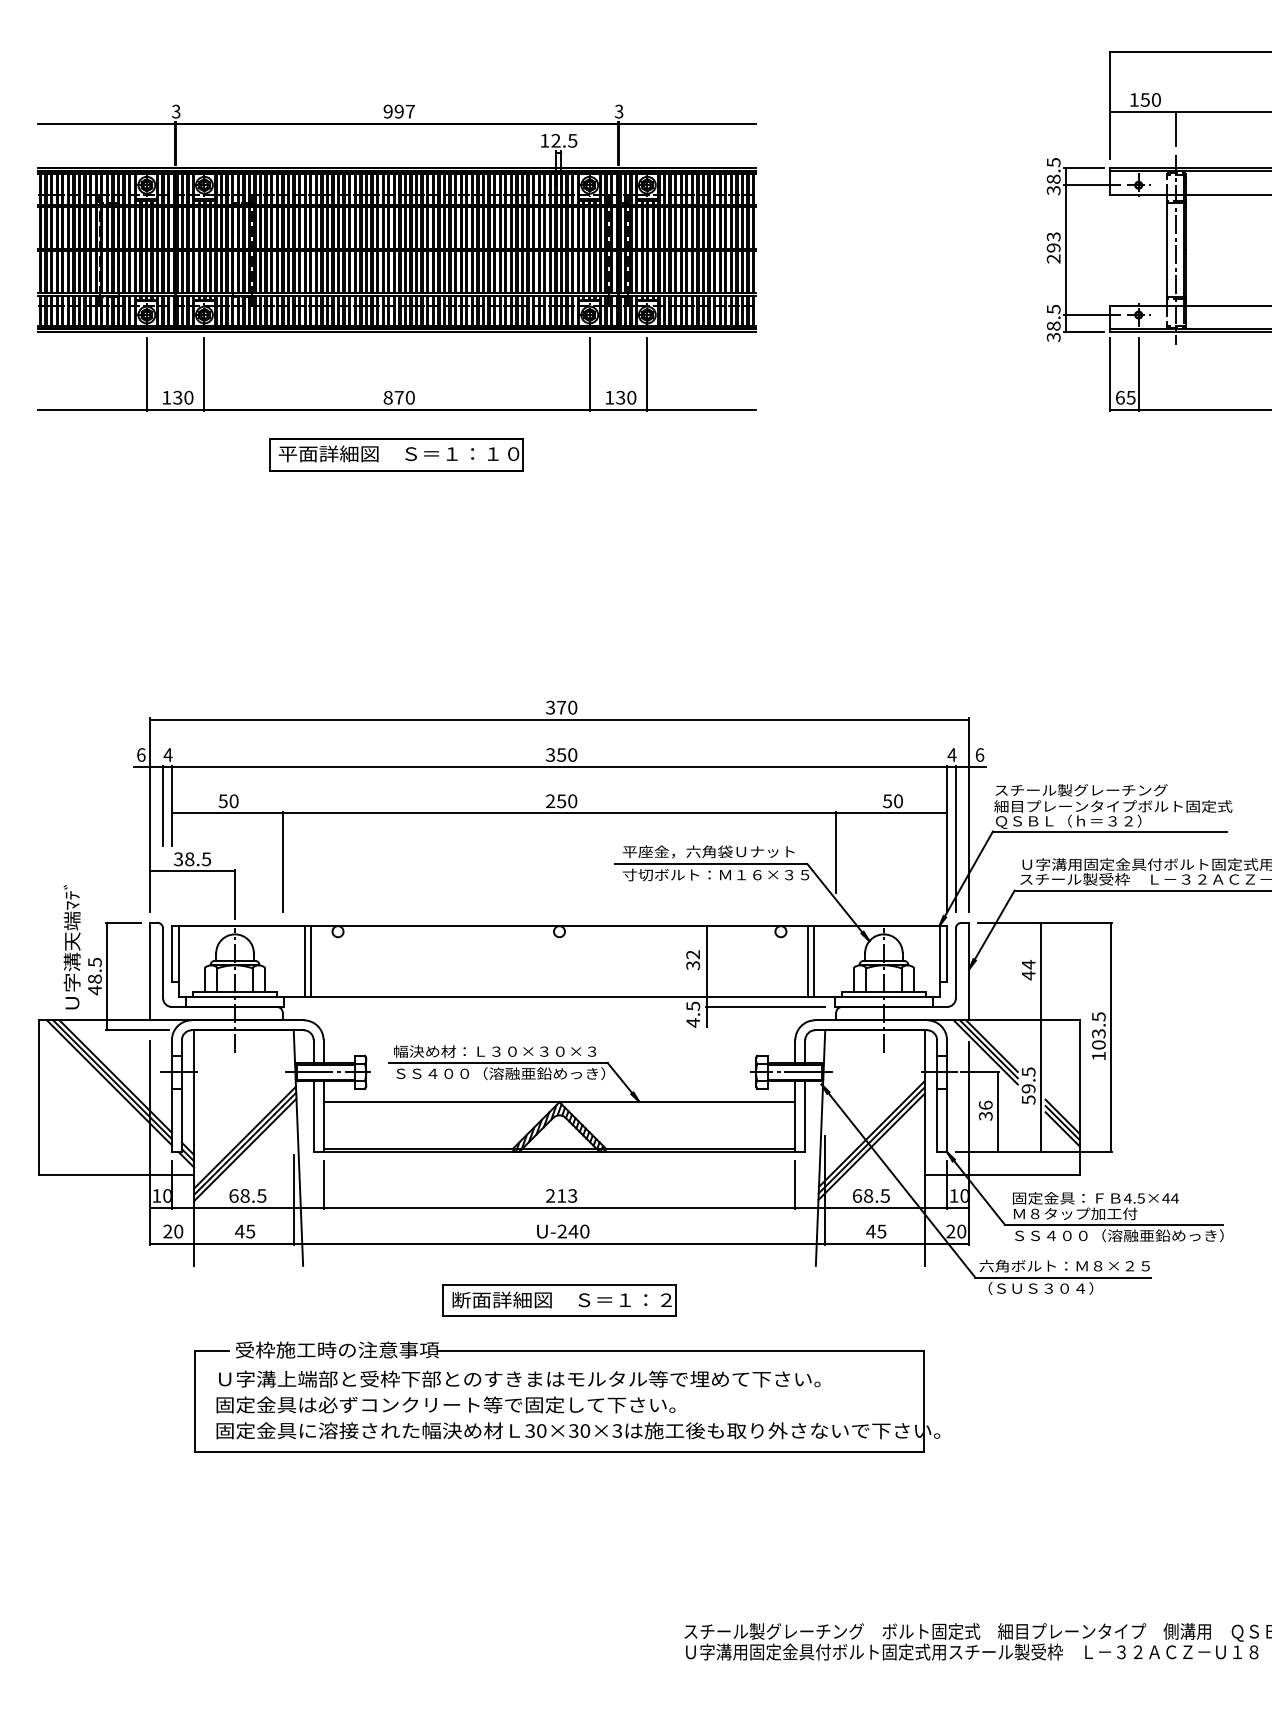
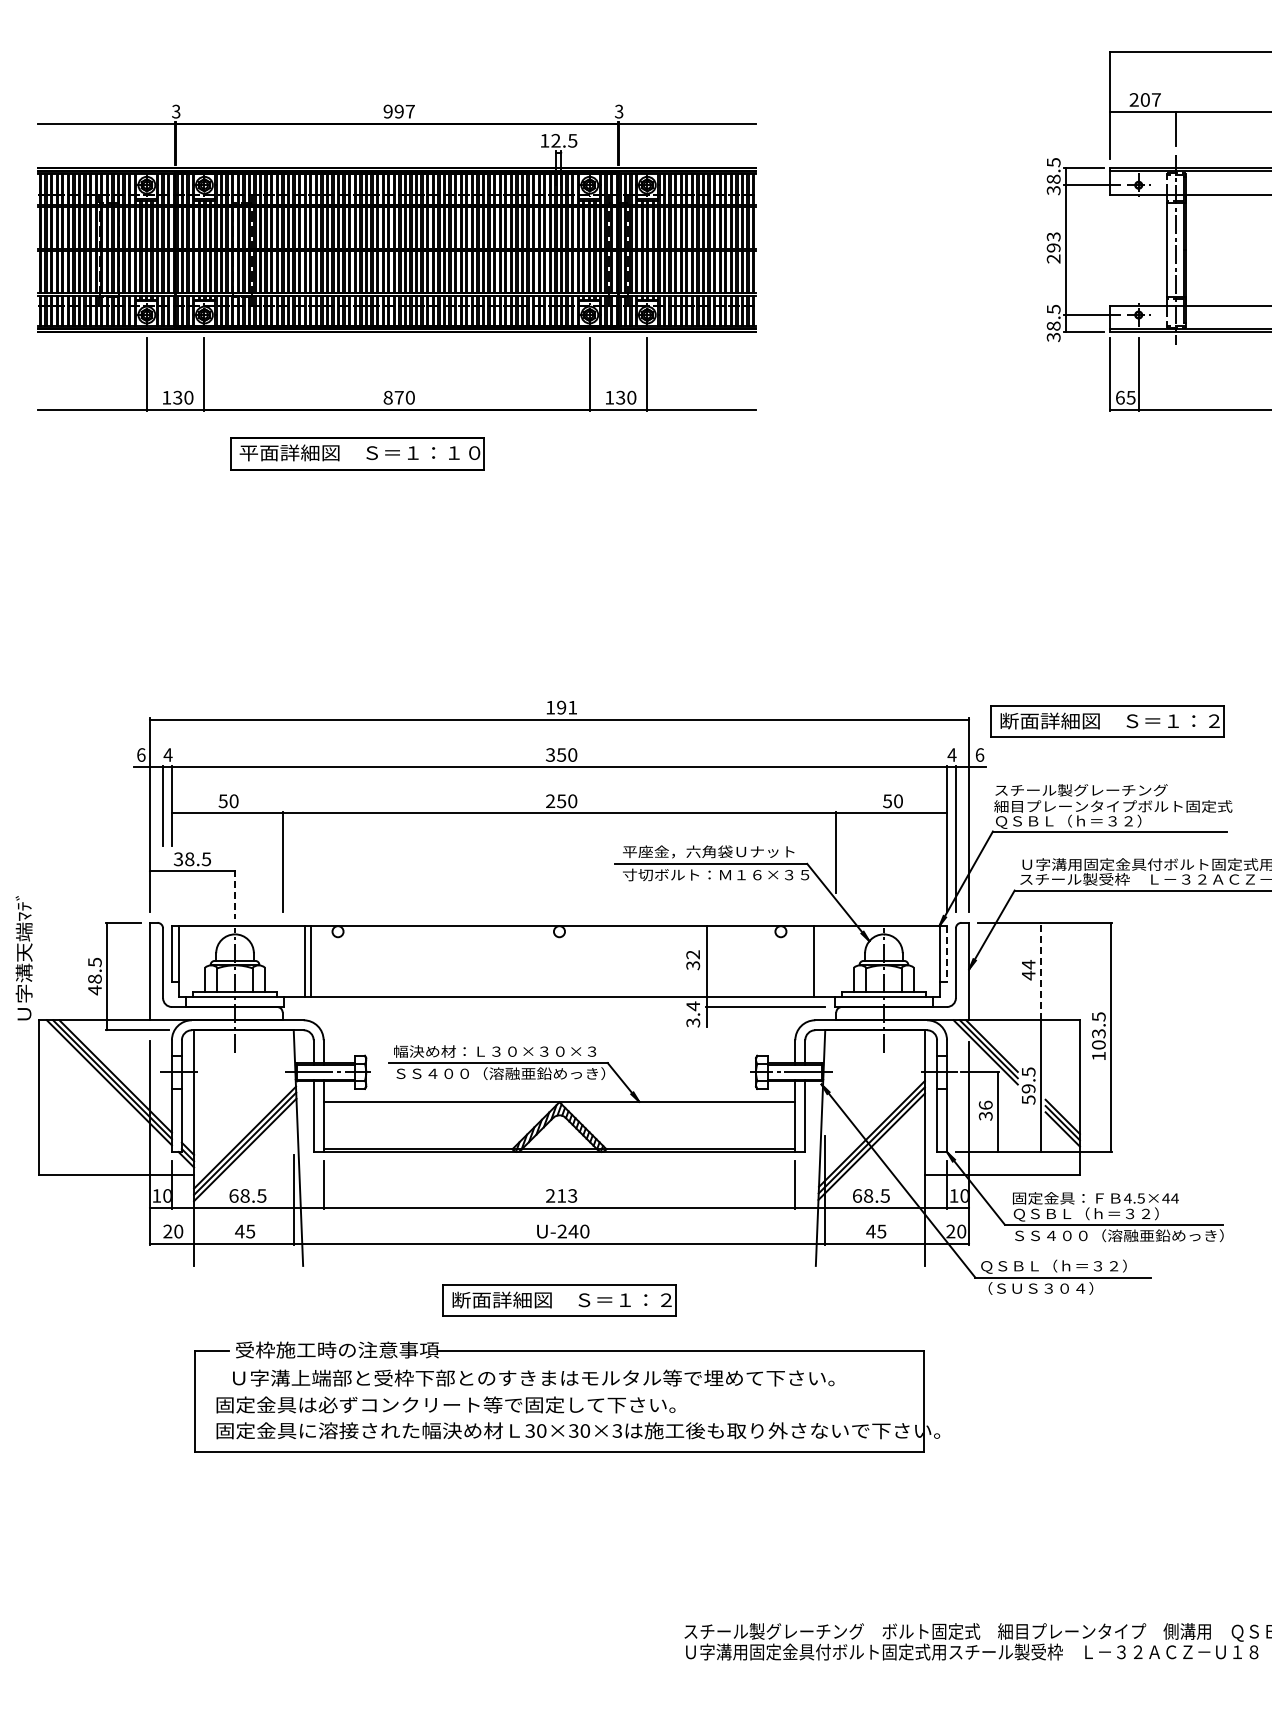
text: 150 -> 207 (1144, 99)
part position: (396, 454) -> (357, 453) (357, 453)
text: 370 -> 191 (561, 707)
part: none -> present (1107, 721)
line: solid -> dashed (235, 894)
text position: (71, 947) -> (23, 958) (23, 958)
line: solid -> dashed (947, 953)
line: present -> none (807, 961)
line: solid -> dashed (1040, 971)
text: 4.5 -> 3.4 (693, 1014)
text: Ｍ８タップ加工付 -> ＱＳＢＬ（ｈ＝３２） (1085, 1214)
text: 六角ボルト：Ｍ８×２５ -> ＱＳＢＬ（ｈ＝３２） (1064, 1266)
text position: (519, 1378) -> (533, 1377) (533, 1377)
